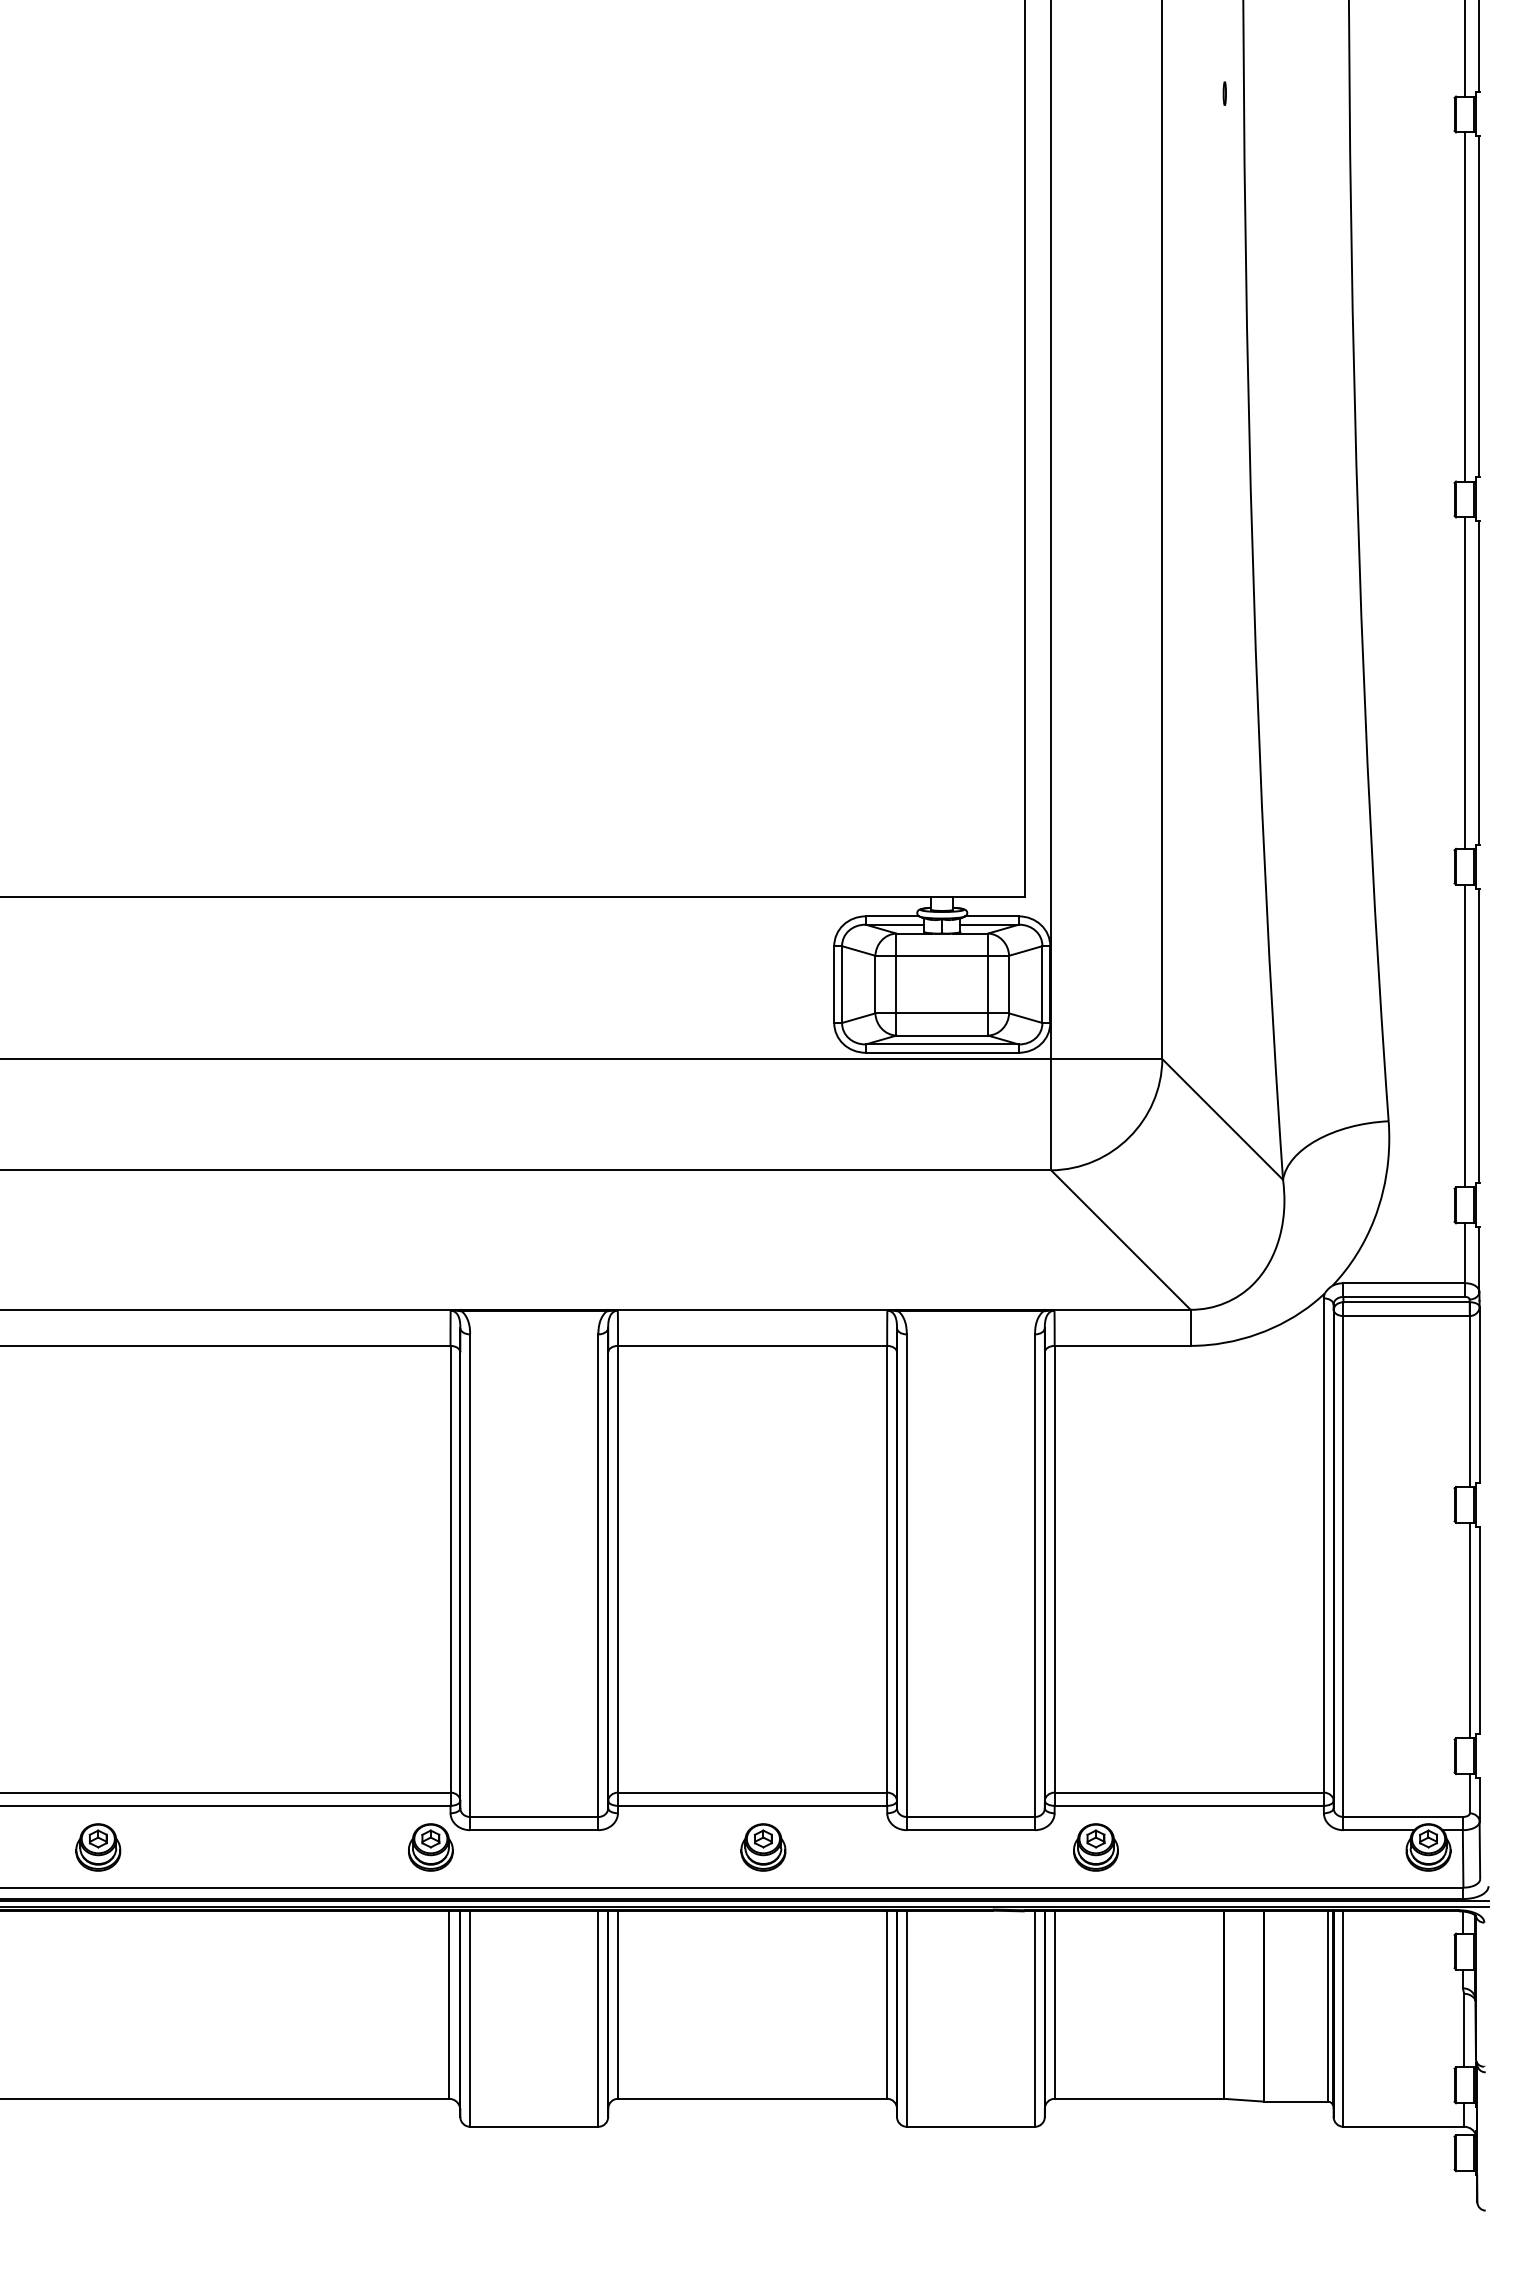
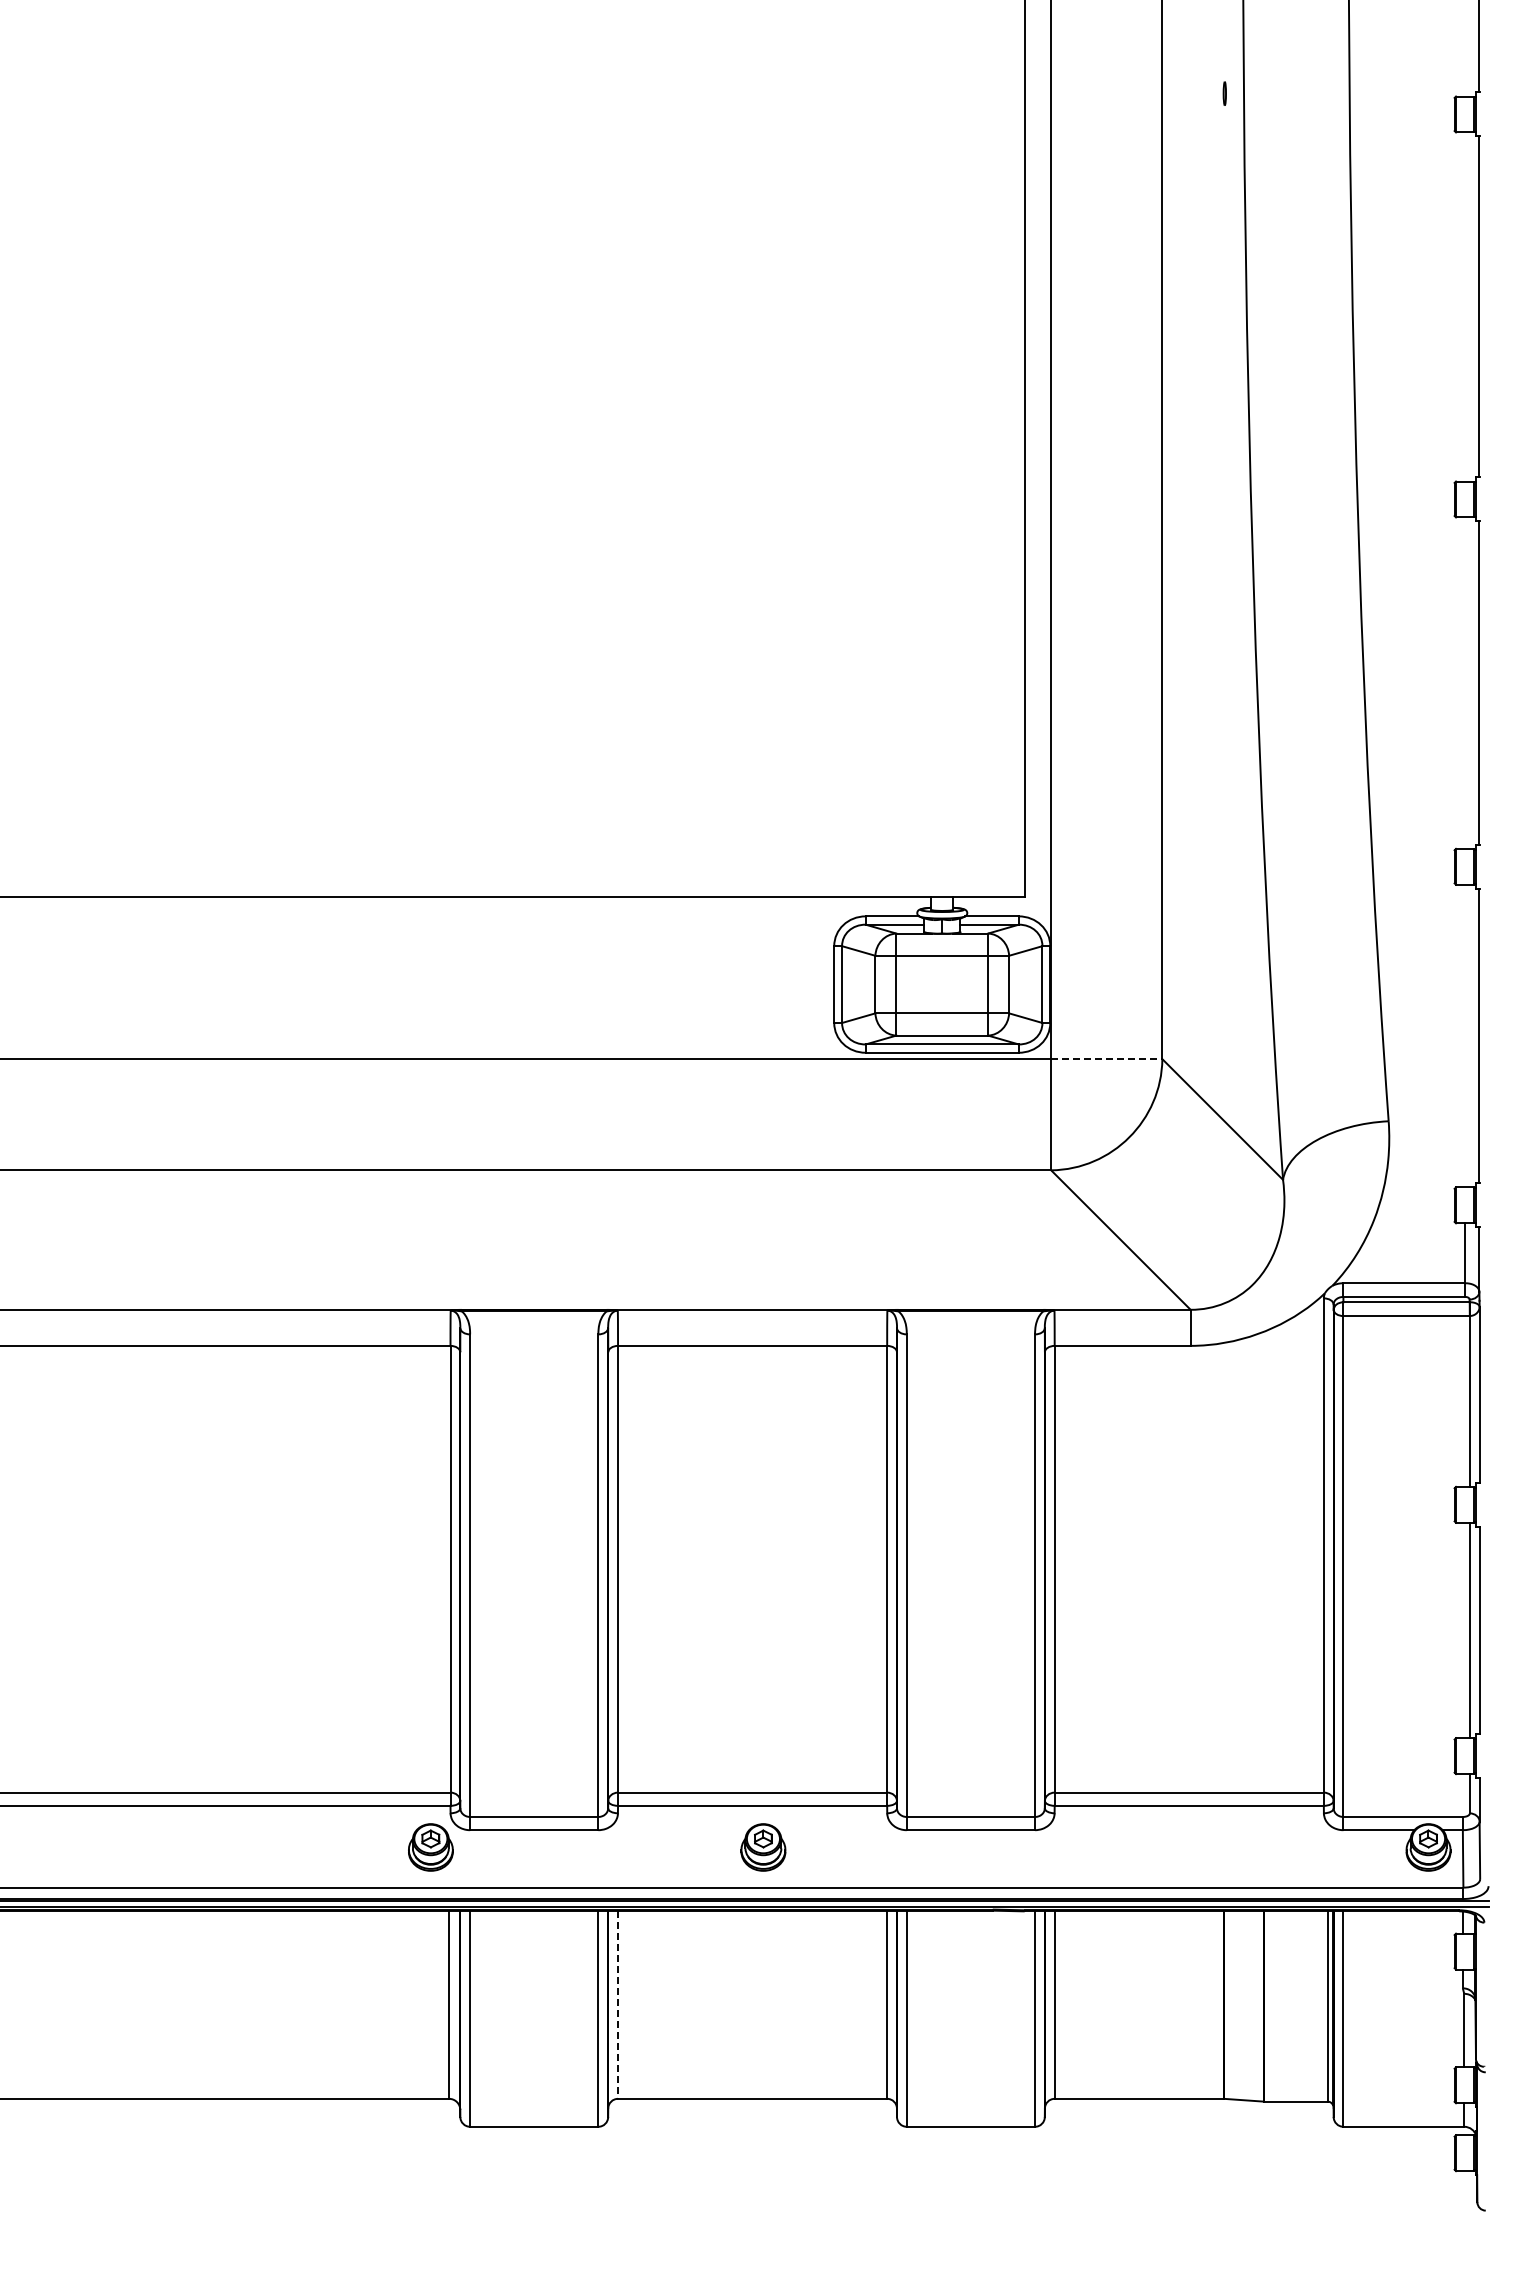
line: present -> none (1465, 49)
line: present -> none (1465, 306)
line: present -> none (1465, 682)
line: present -> none (1465, 1035)
line: solid -> dashed (1106, 1059)
part: present -> none (98, 1847)
part: present -> none (1095, 1847)
line: solid -> dashed (618, 2005)
